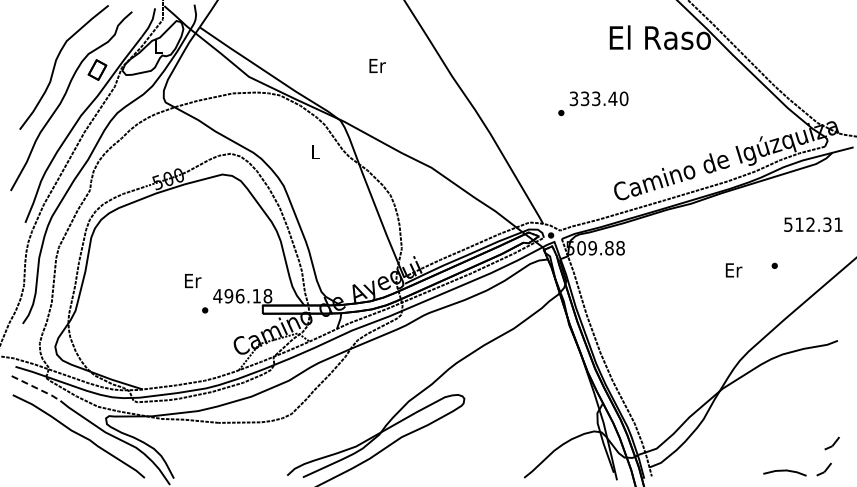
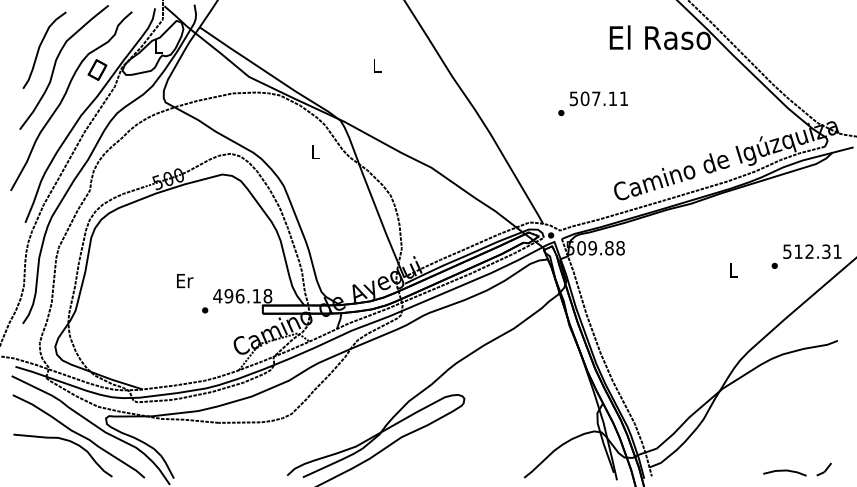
curve: none -> present (40, 47)
text: Er -> L (377, 66)
text: 333.40 -> 507.11 (599, 98)
text position: (813, 224) -> (812, 251) (812, 251)
text: Er -> L (733, 270)
text position: (193, 281) -> (185, 281) (185, 281)
line: dashed -> solid (37, 388)
curve: none -> present (67, 441)
part: present -> none (831, 443)
